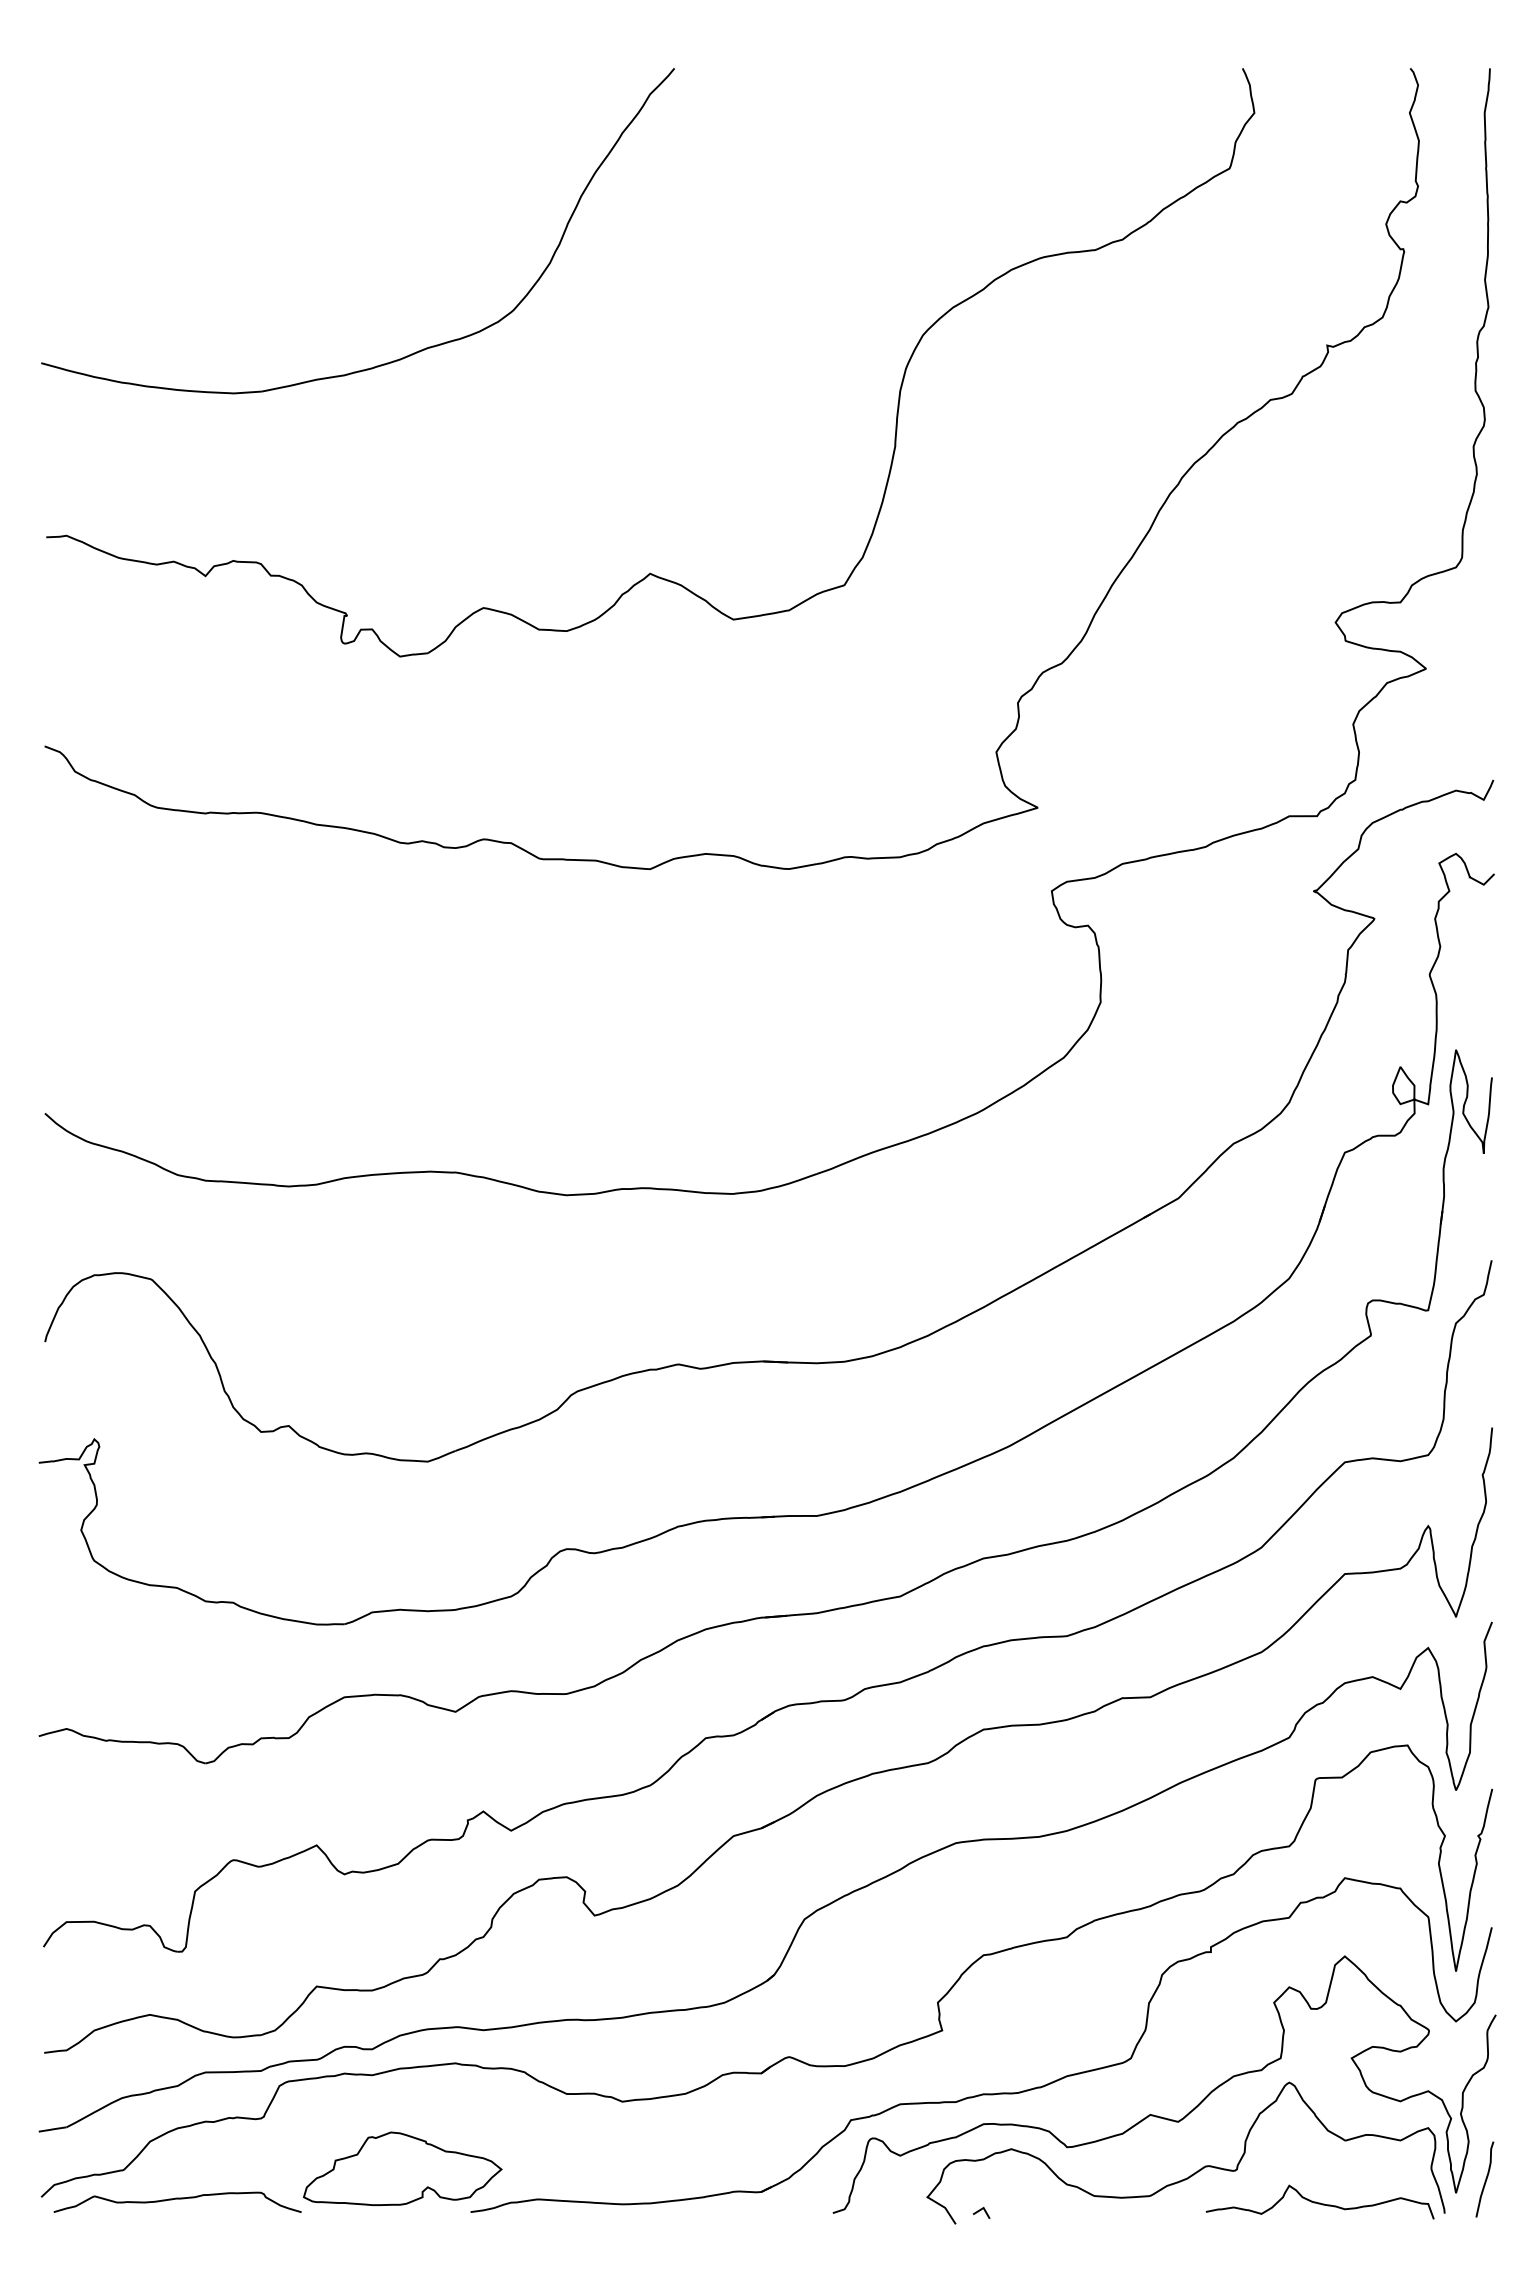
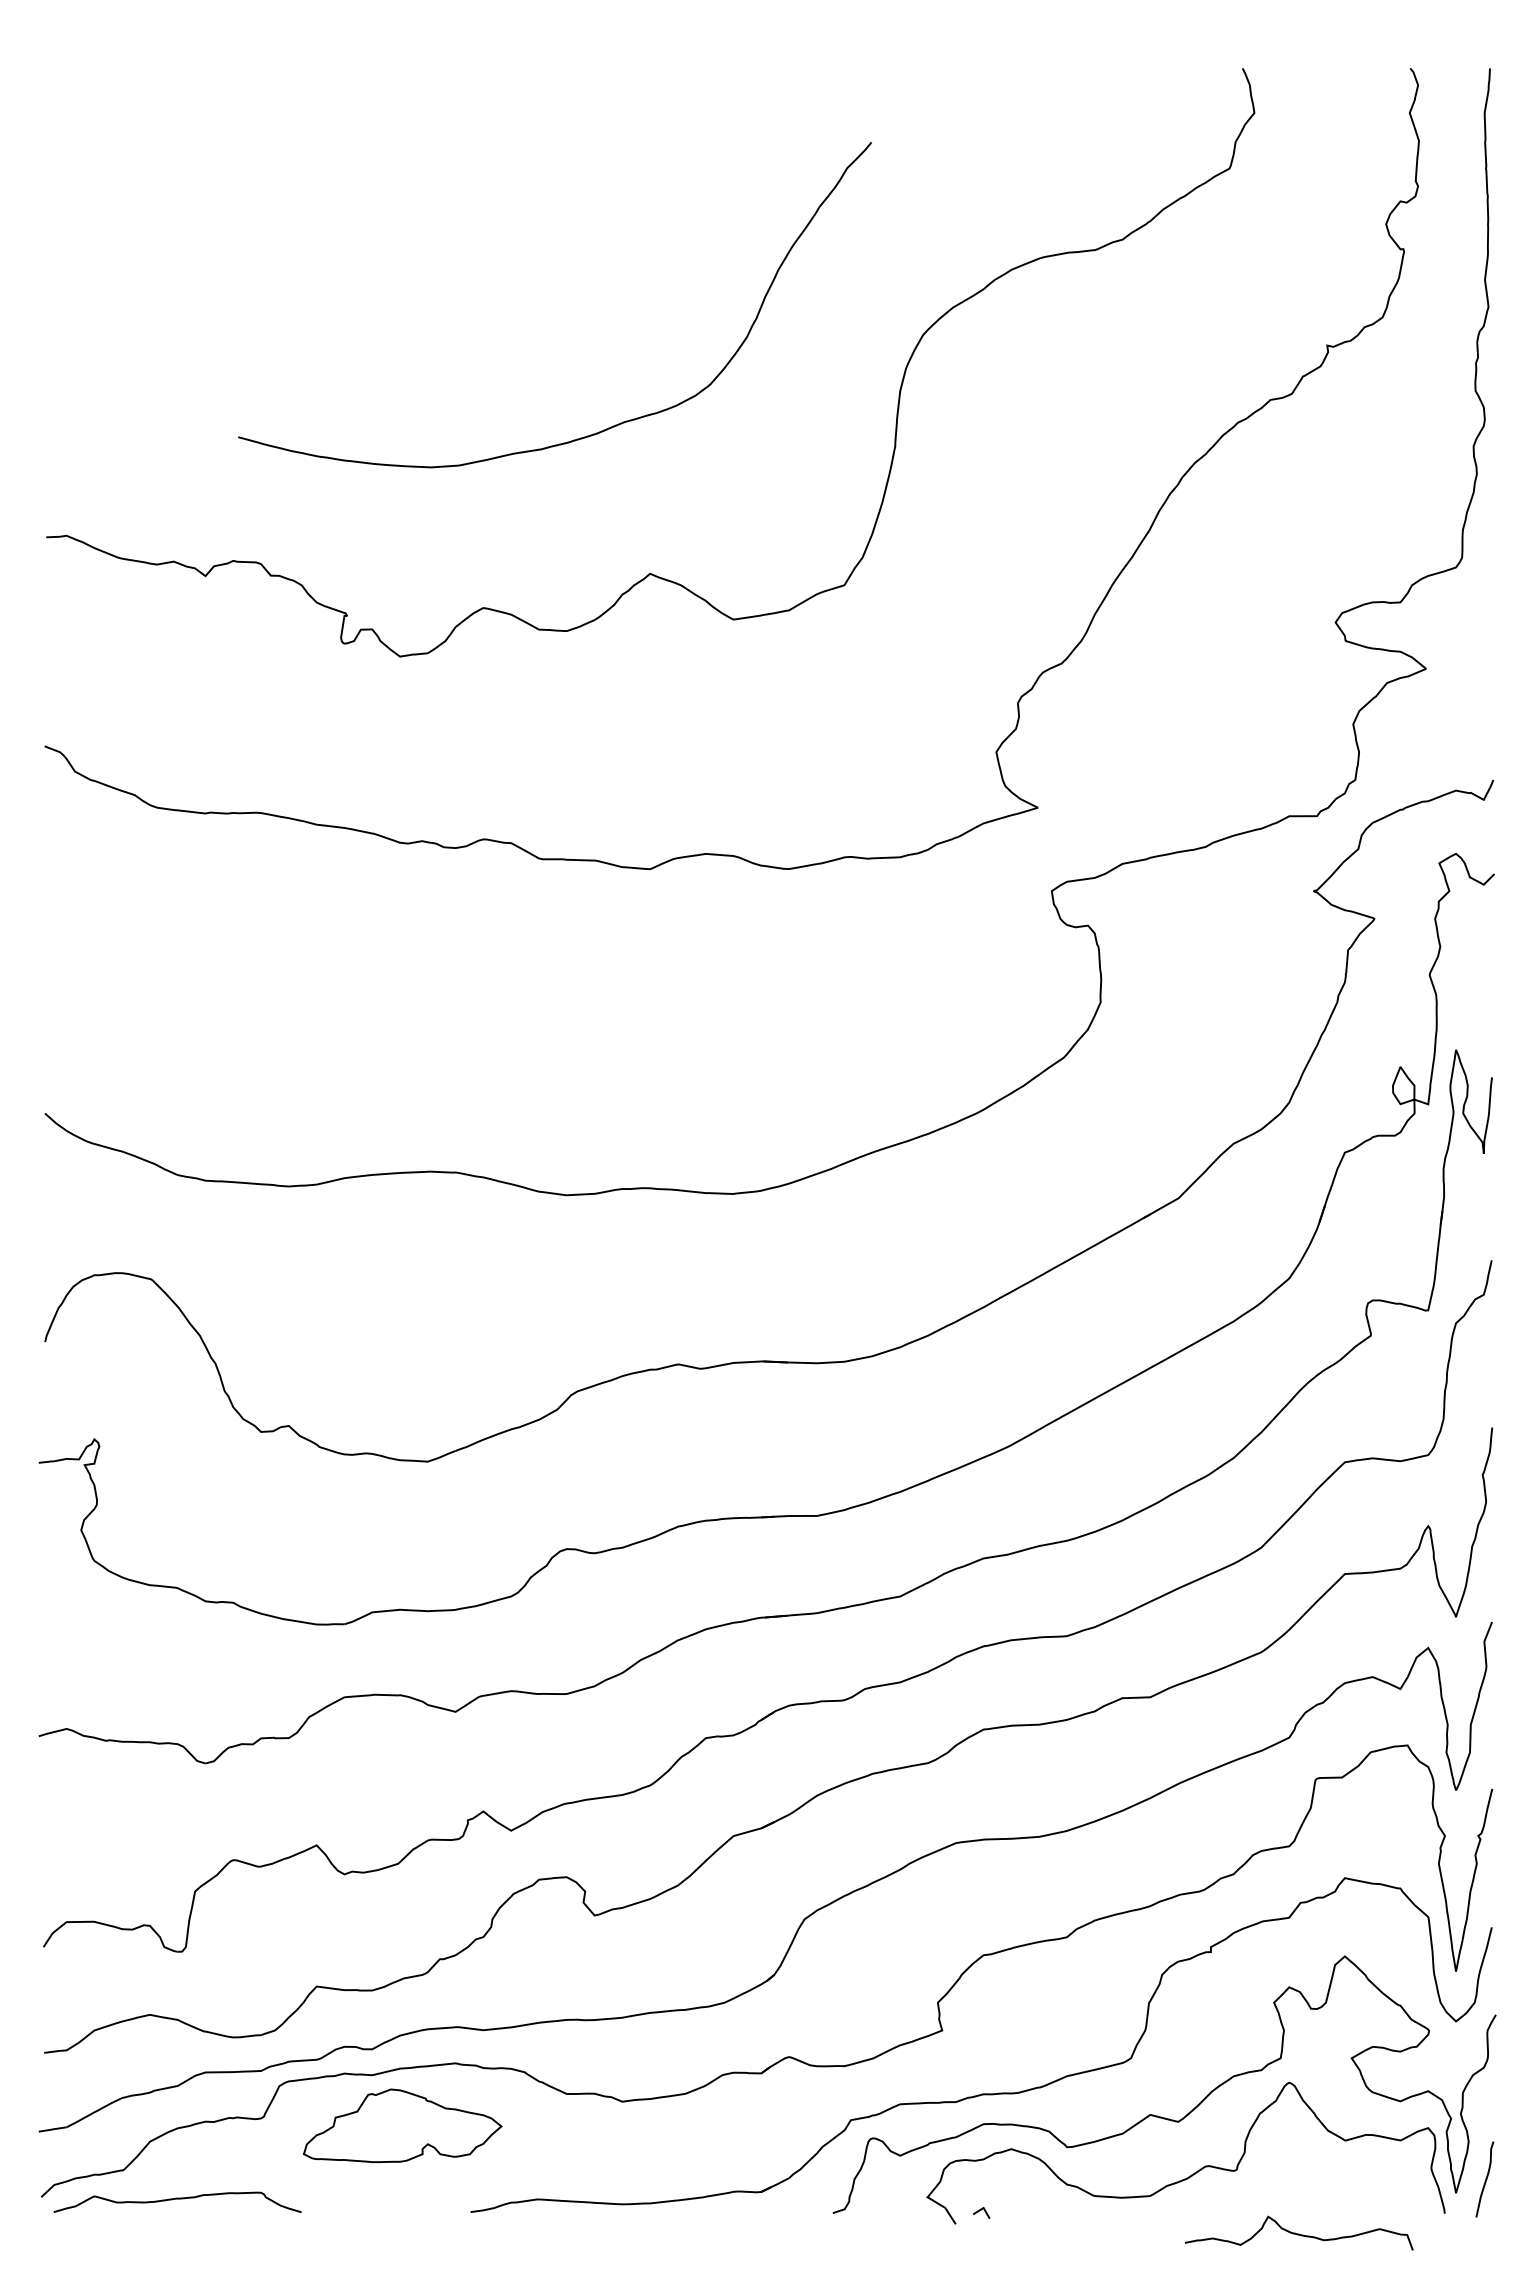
part position: (413, 352) -> (610, 426) (610, 426)
part position: (402, 2168) -> (402, 2125) (402, 2125)
curve position: (1319, 2202) -> (1298, 2233) (1298, 2233)
